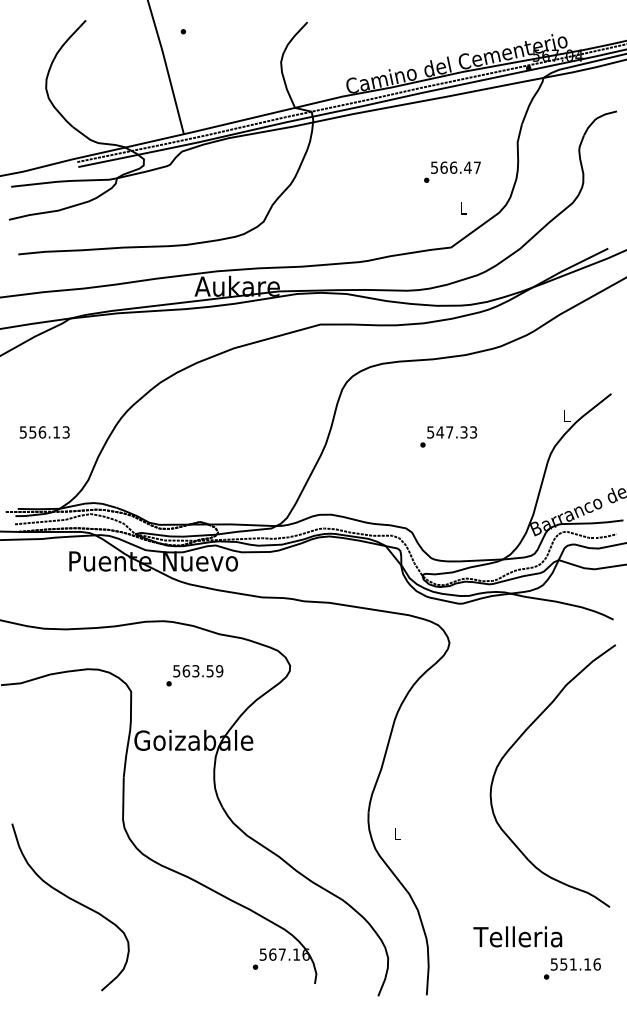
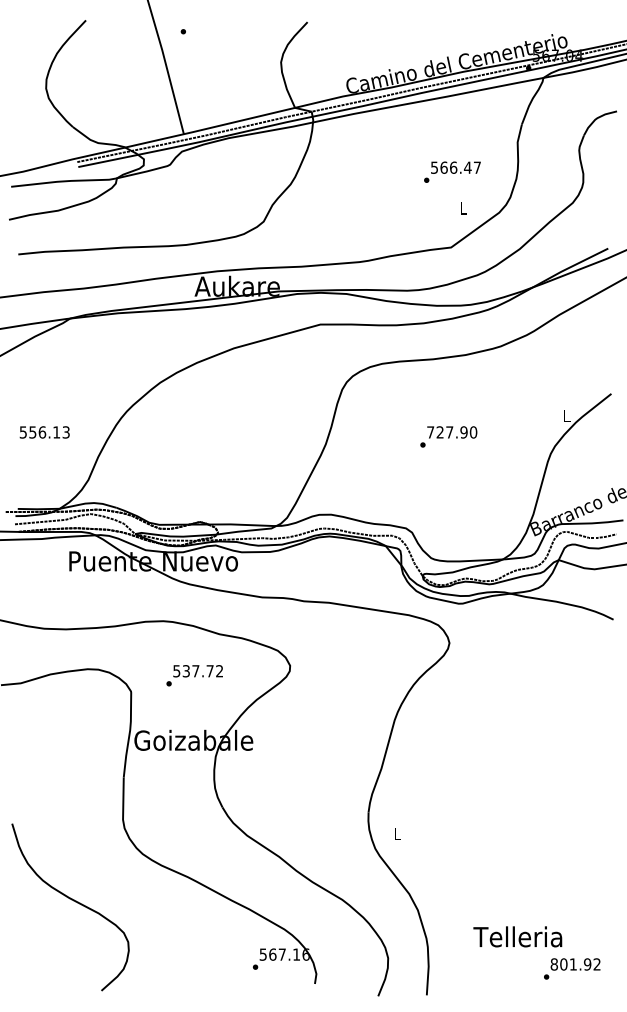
text: 547.33 -> 727.90 (452, 432)
text: 563.59 -> 537.72 (202, 671)
curve: present -> none (513, 746)
text: 551.16 -> 801.92 (575, 964)
